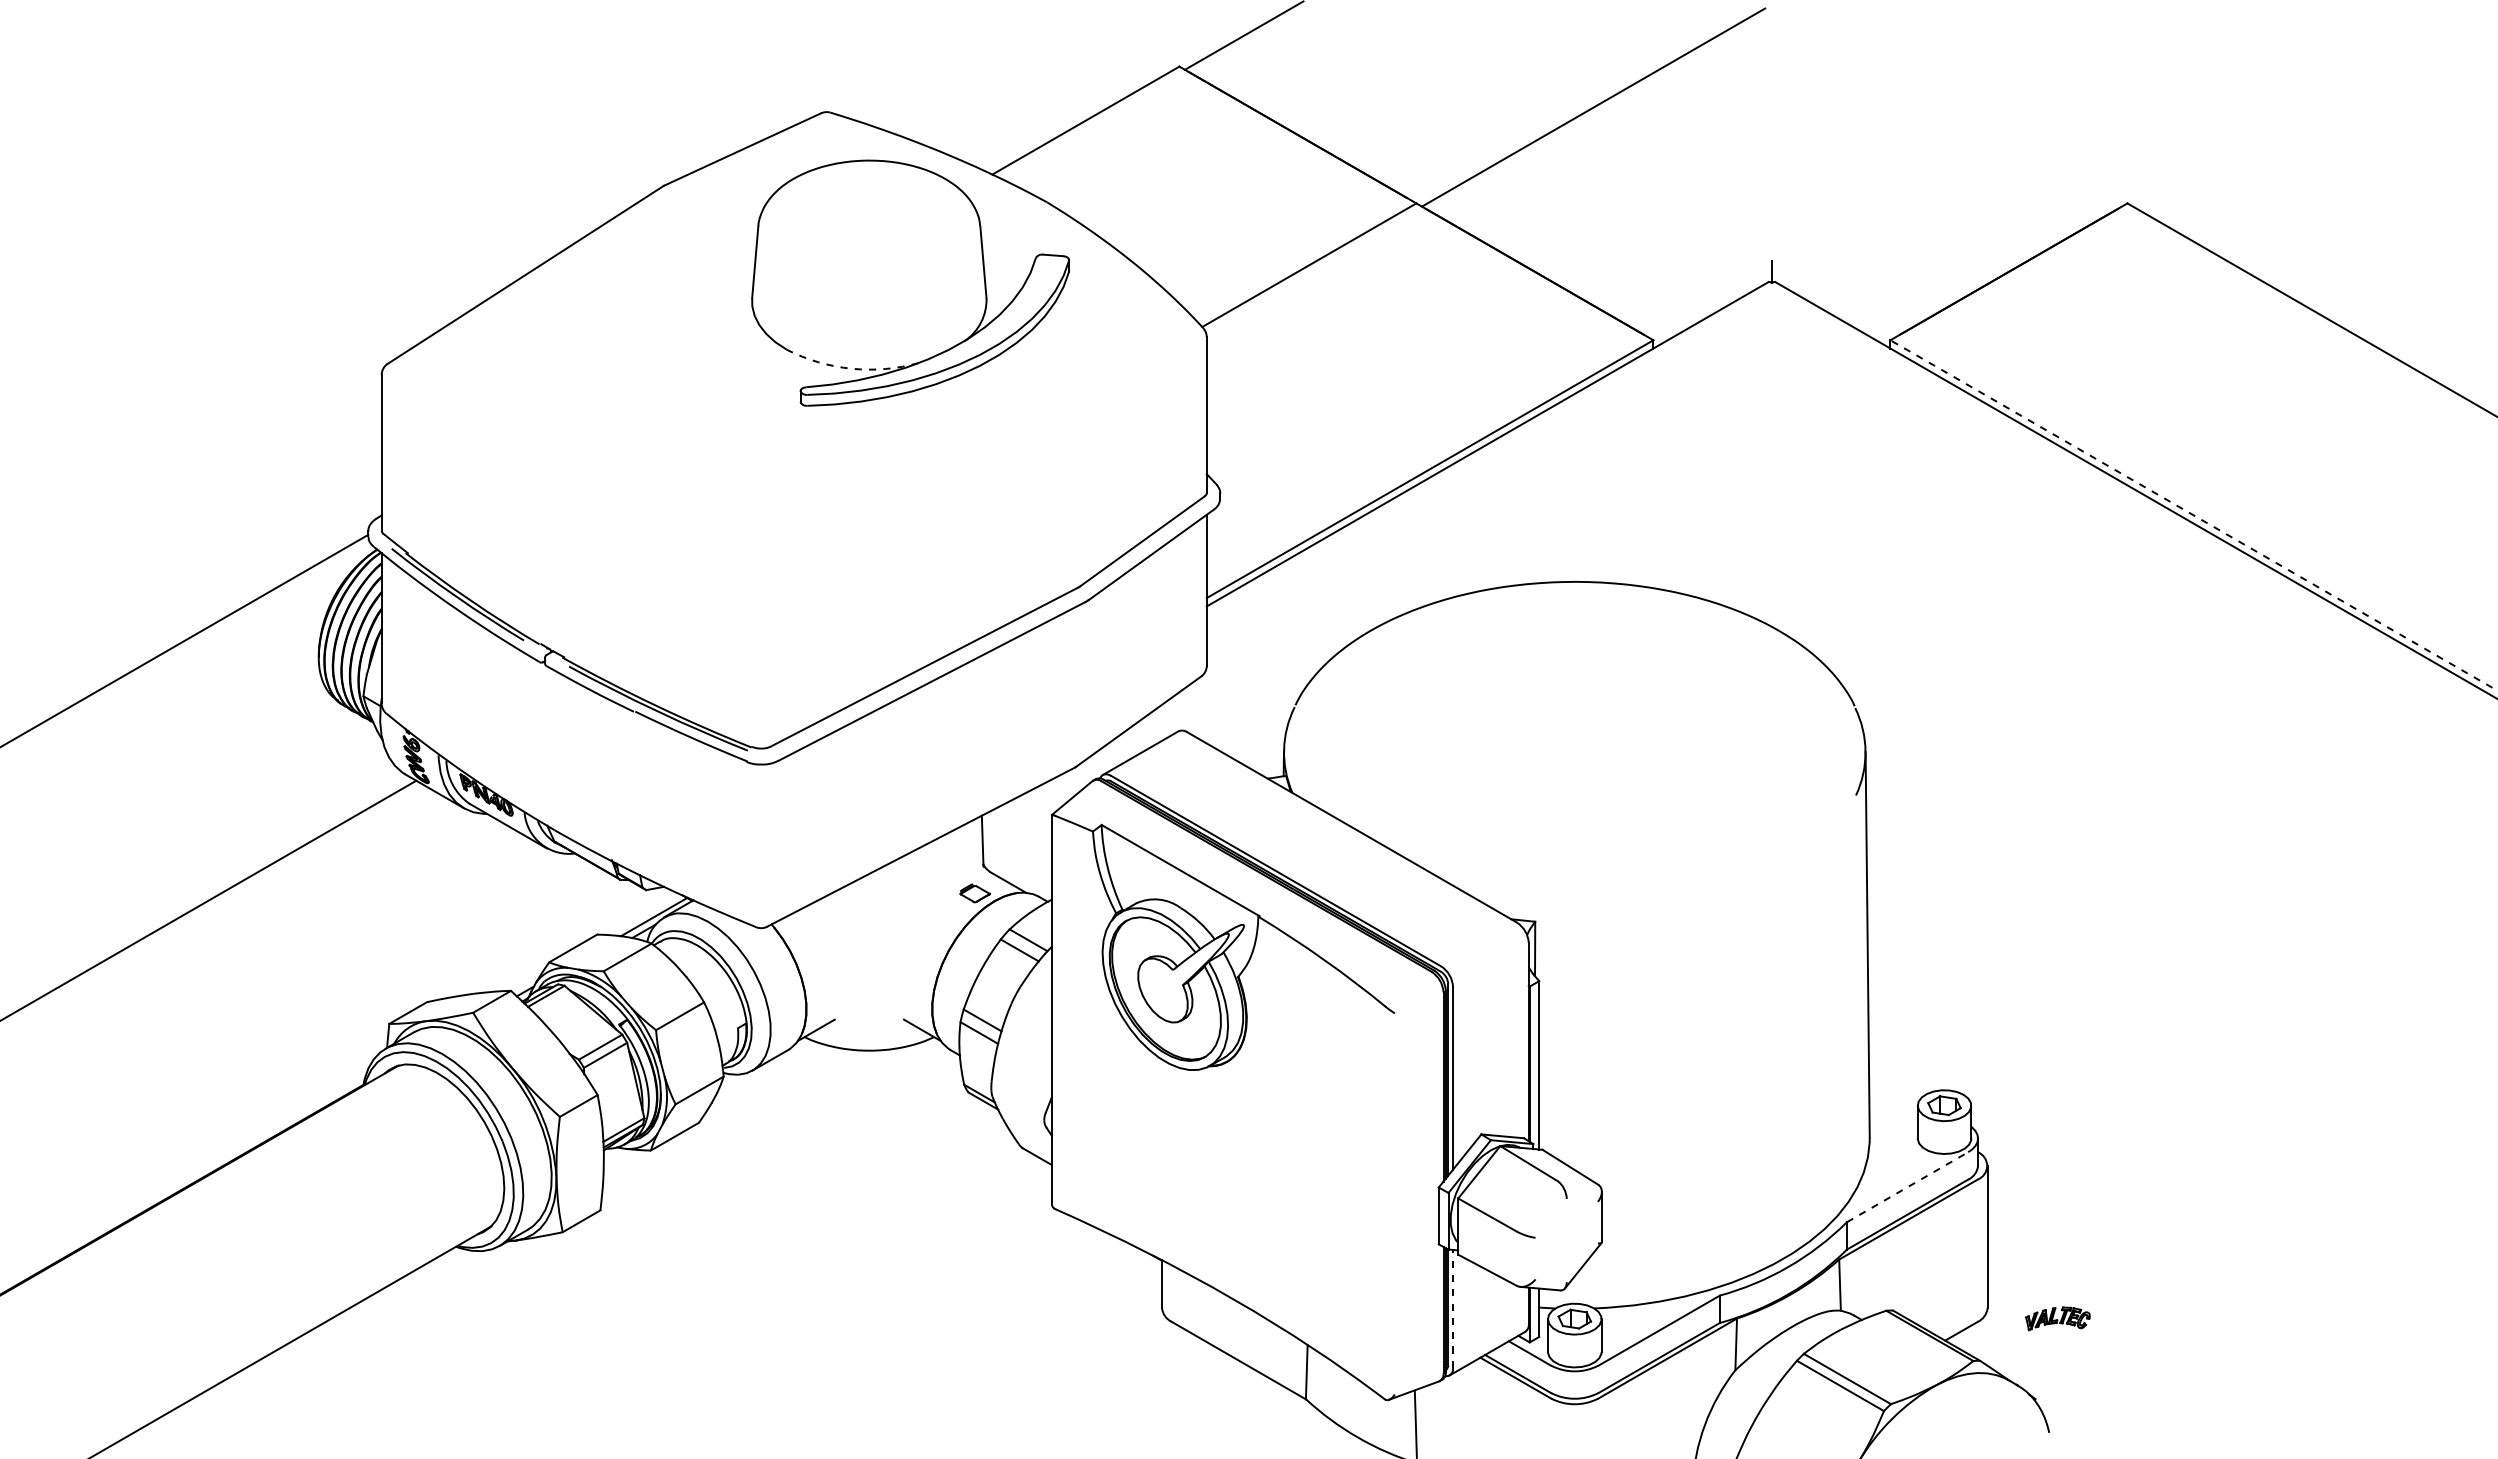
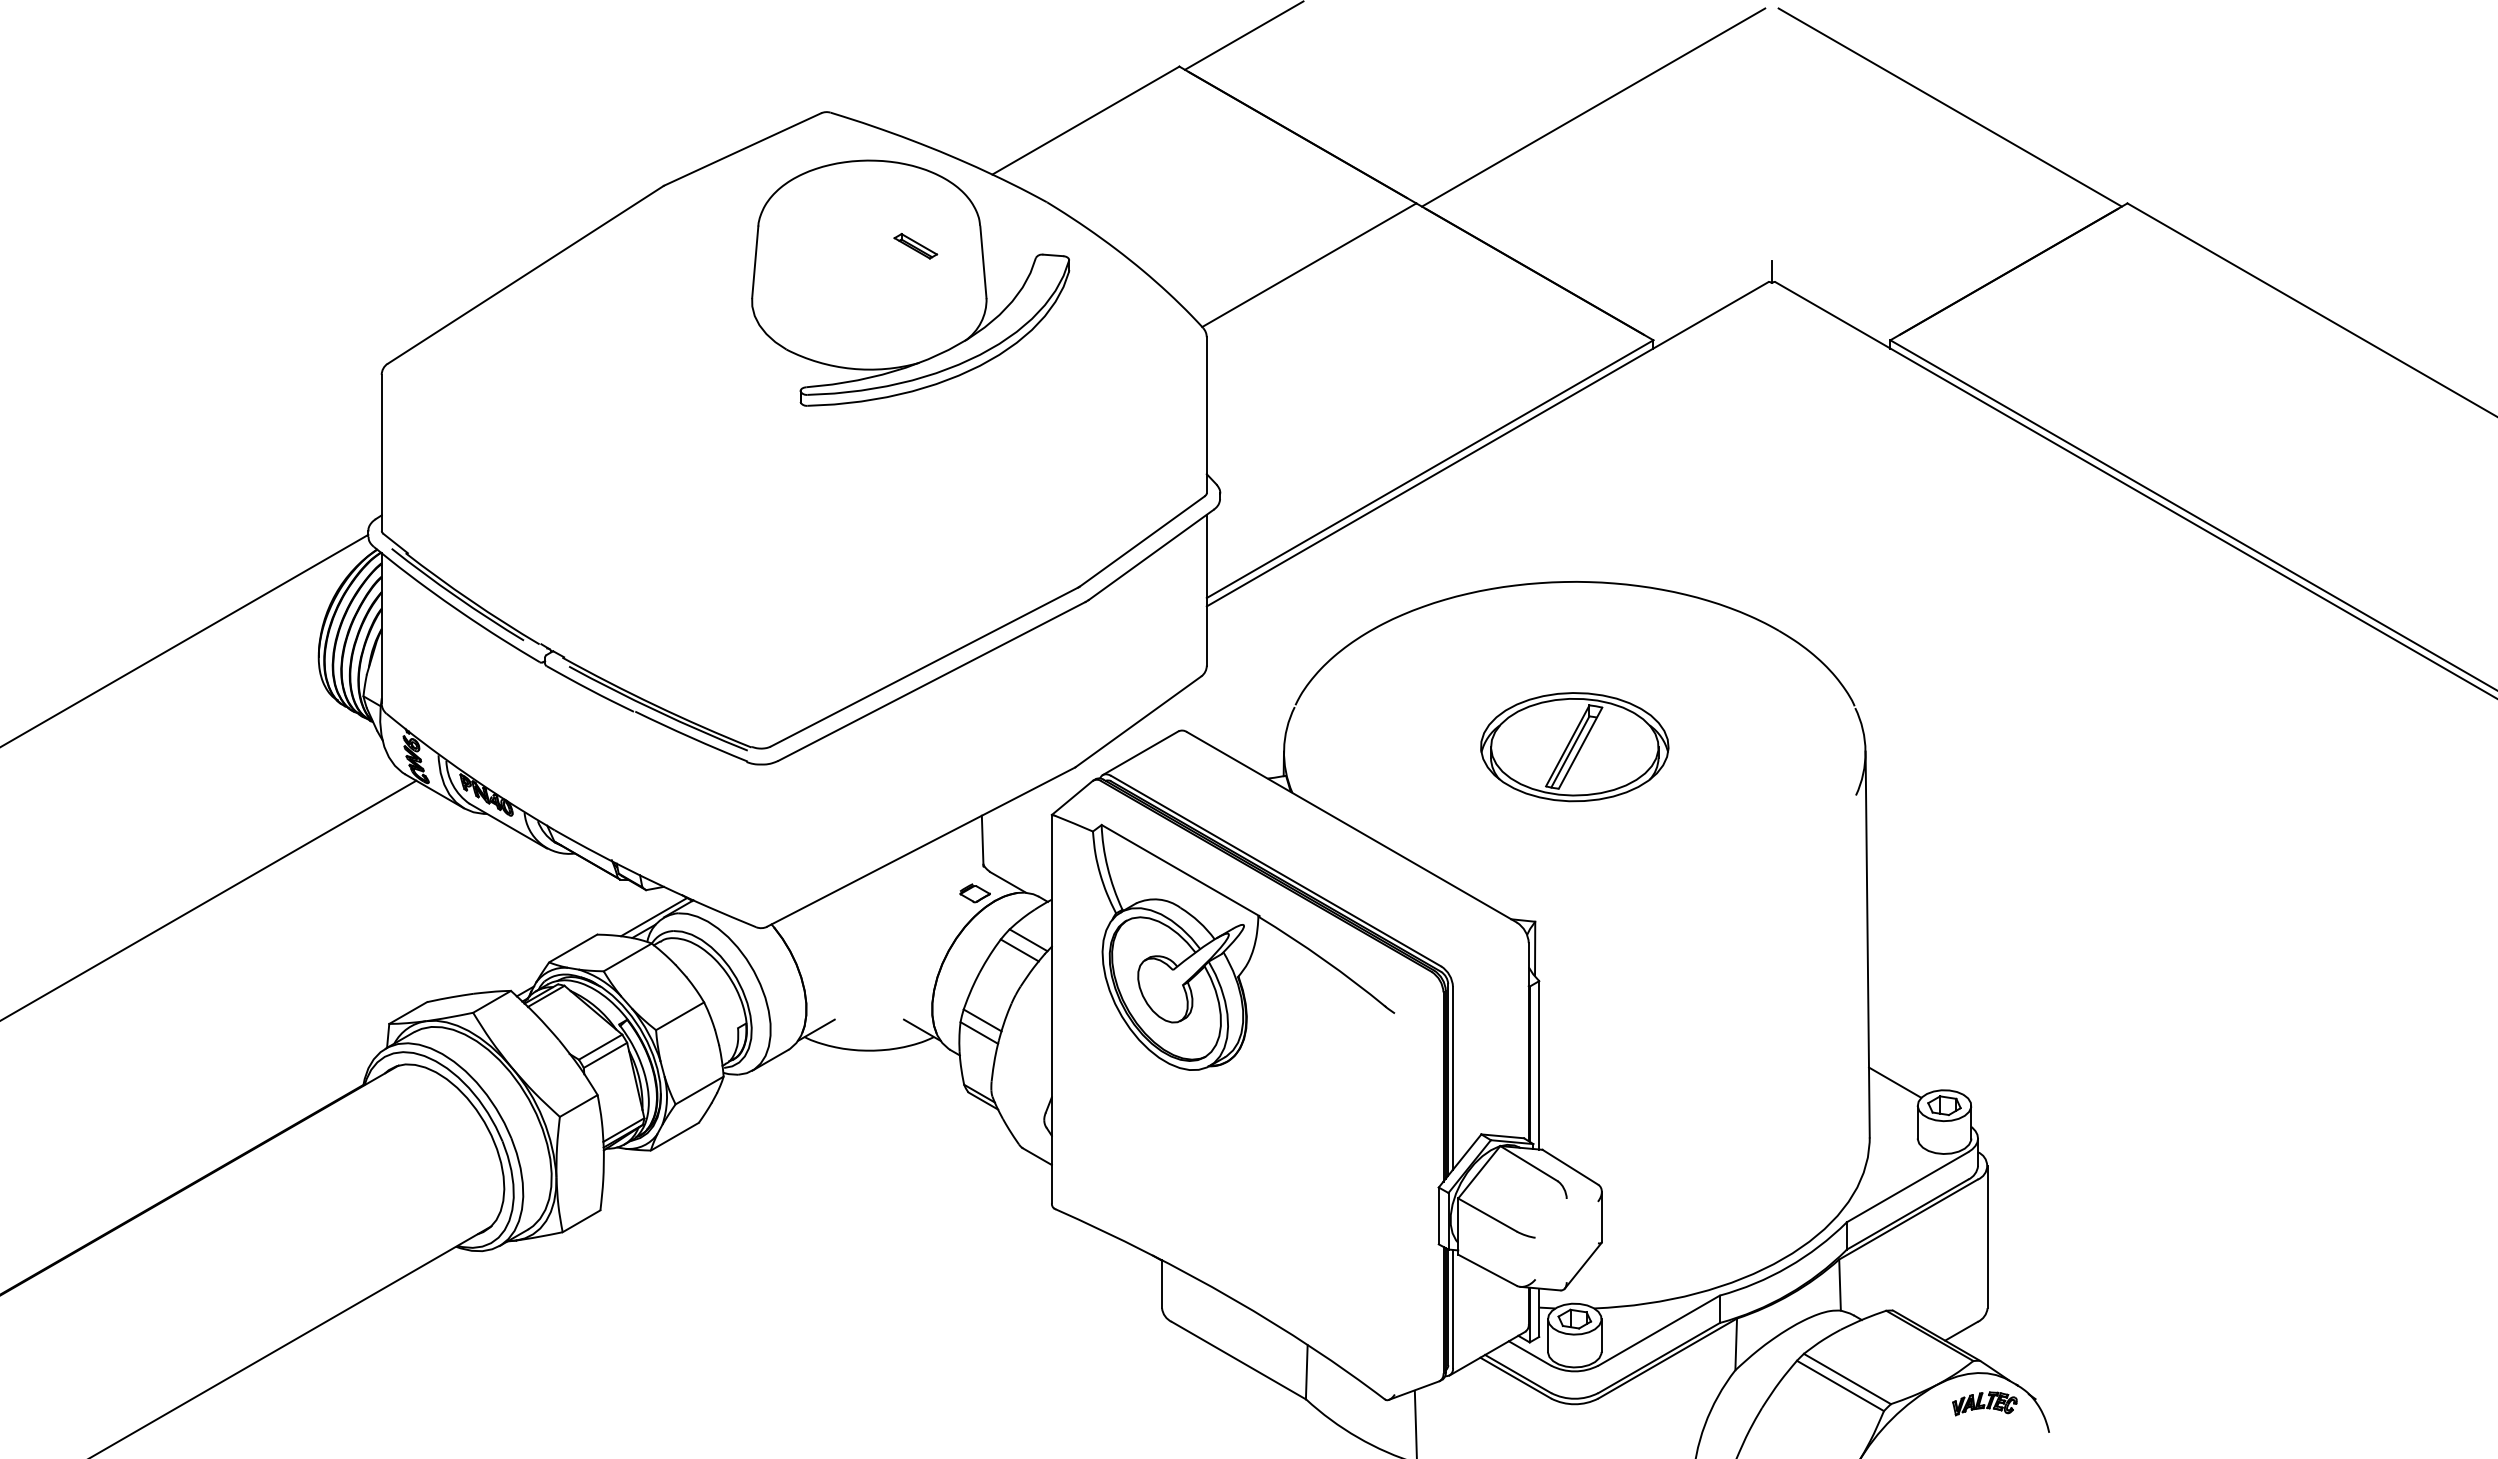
line: none -> present (1949, 107)
part: none -> present (915, 246)
arc: dashed -> solid (851, 368)
line: dashed -> solid (2193, 515)
part: none -> present (1574, 747)
line: none -> present (1895, 1082)
line: dashed -> solid (1908, 1186)
line: dashed -> solid (1452, 1308)
part position: (2057, 1318) -> (1984, 1403) (1984, 1403)
